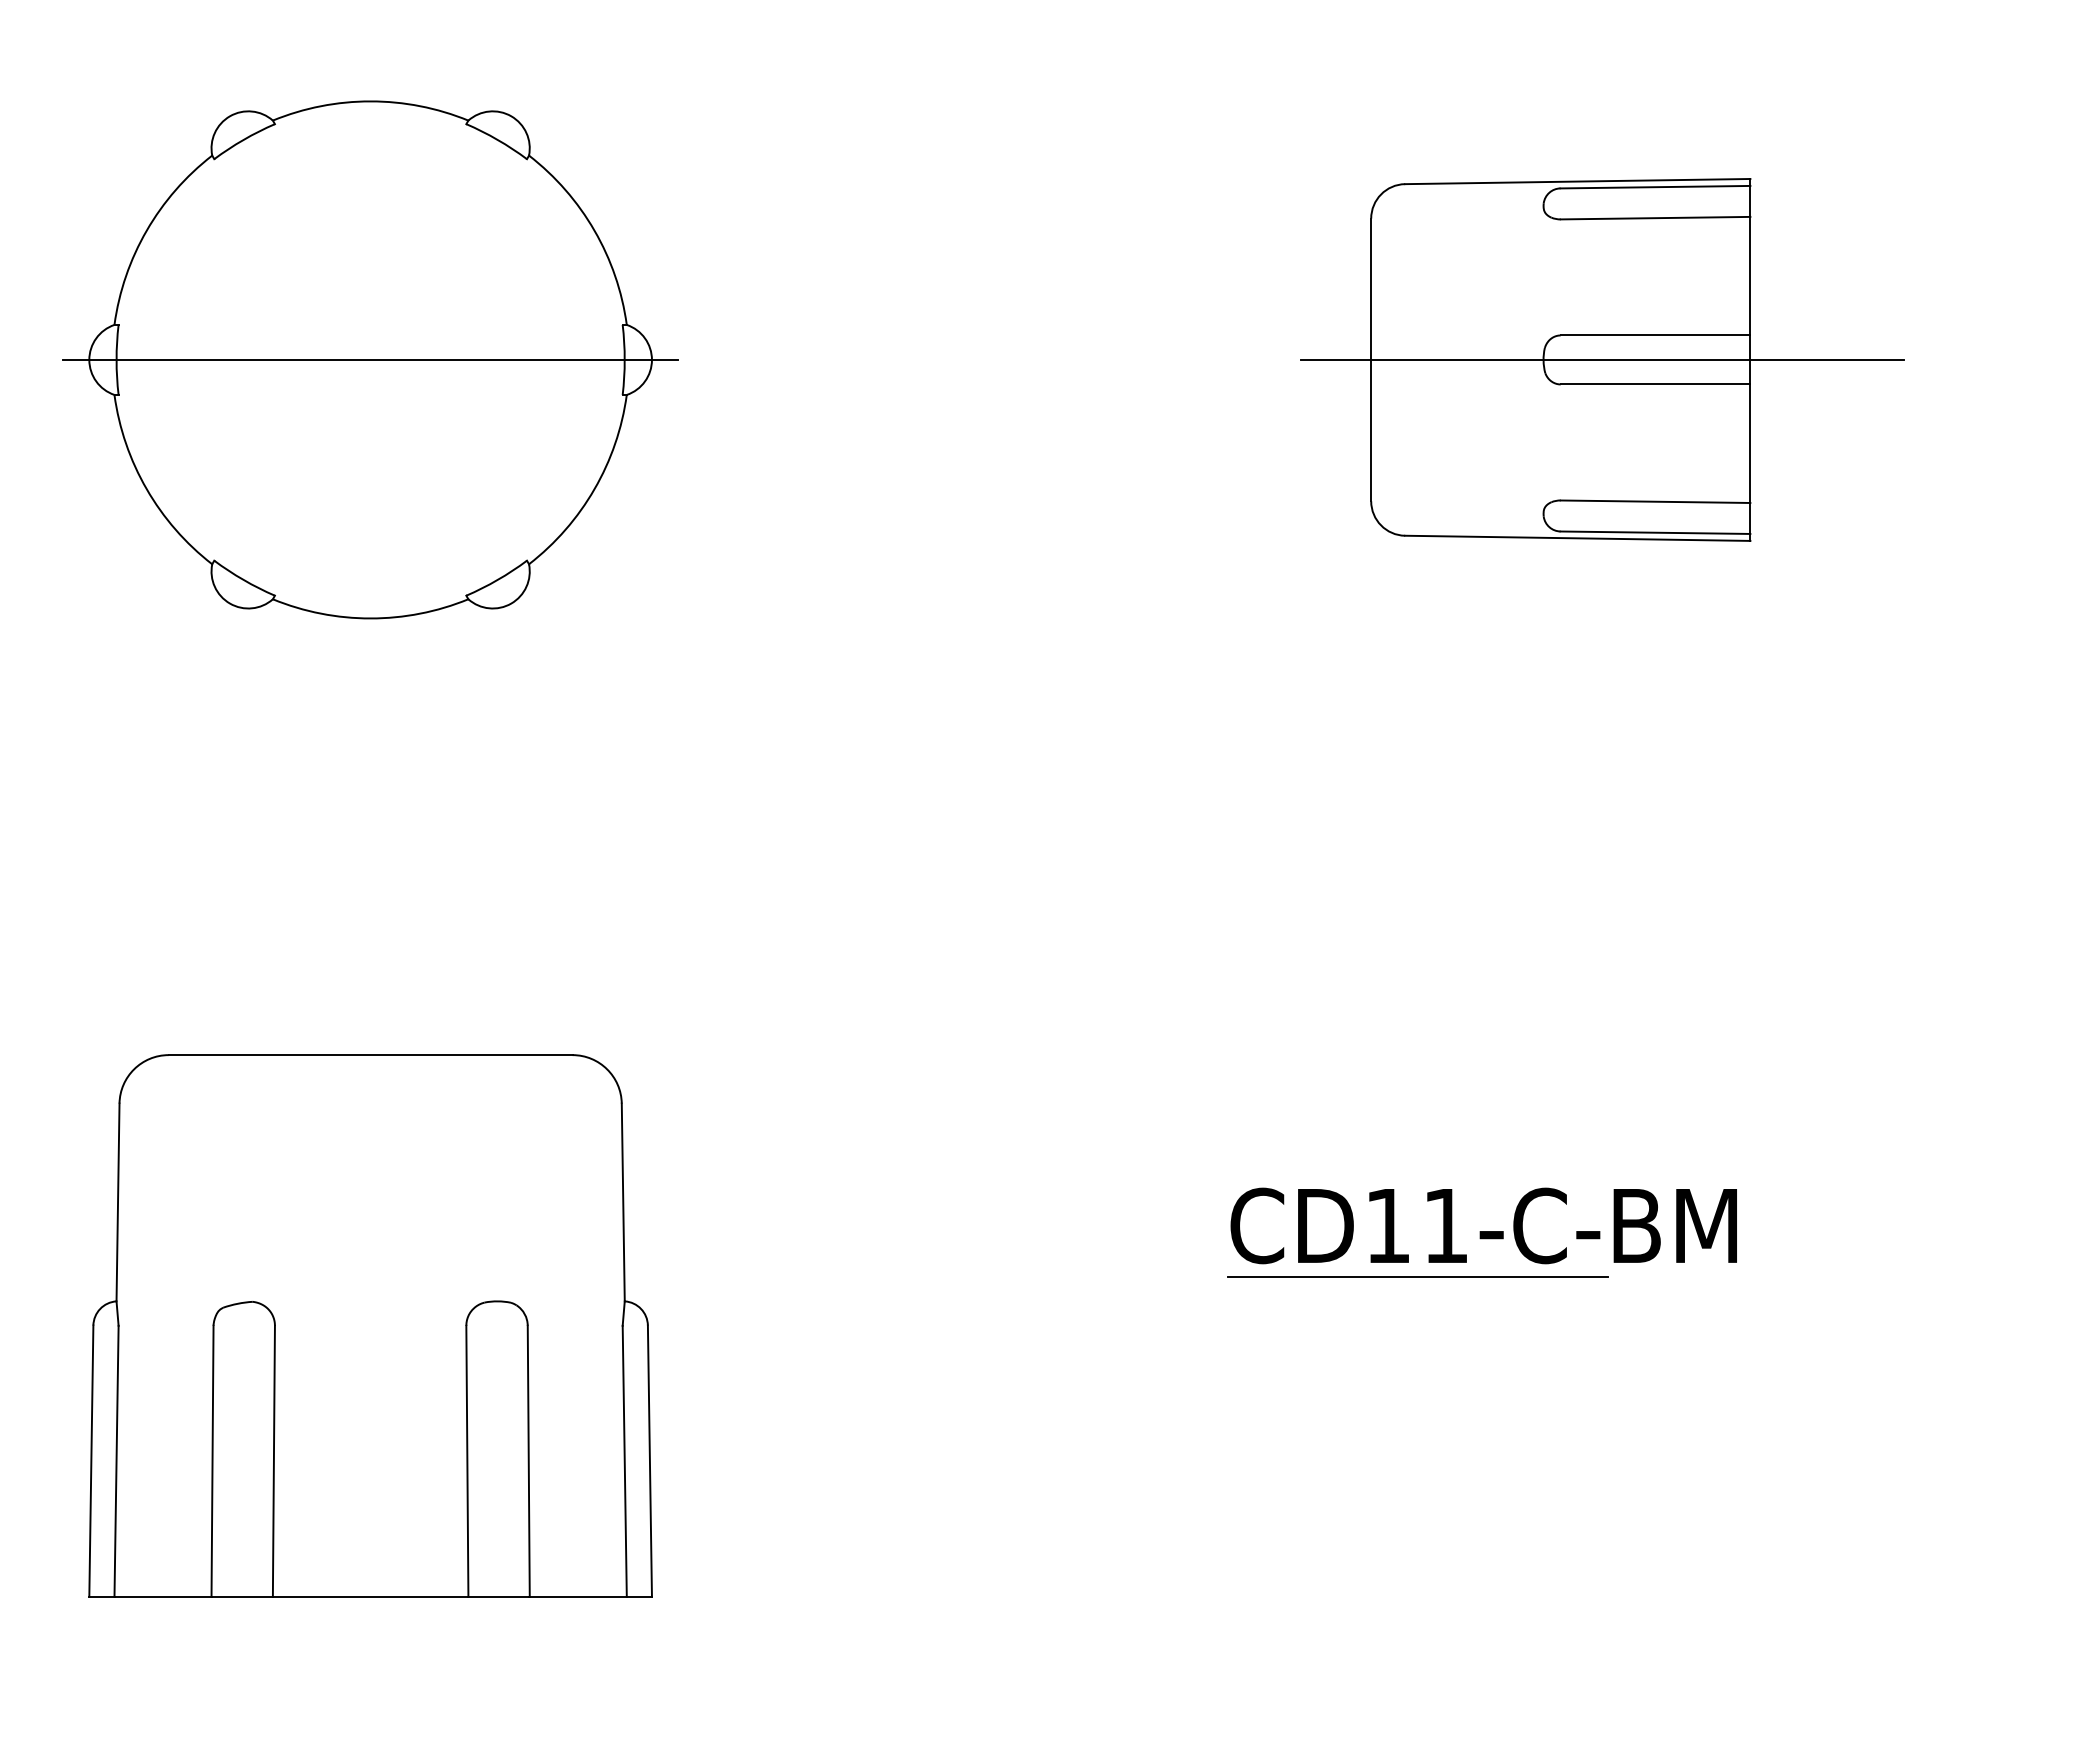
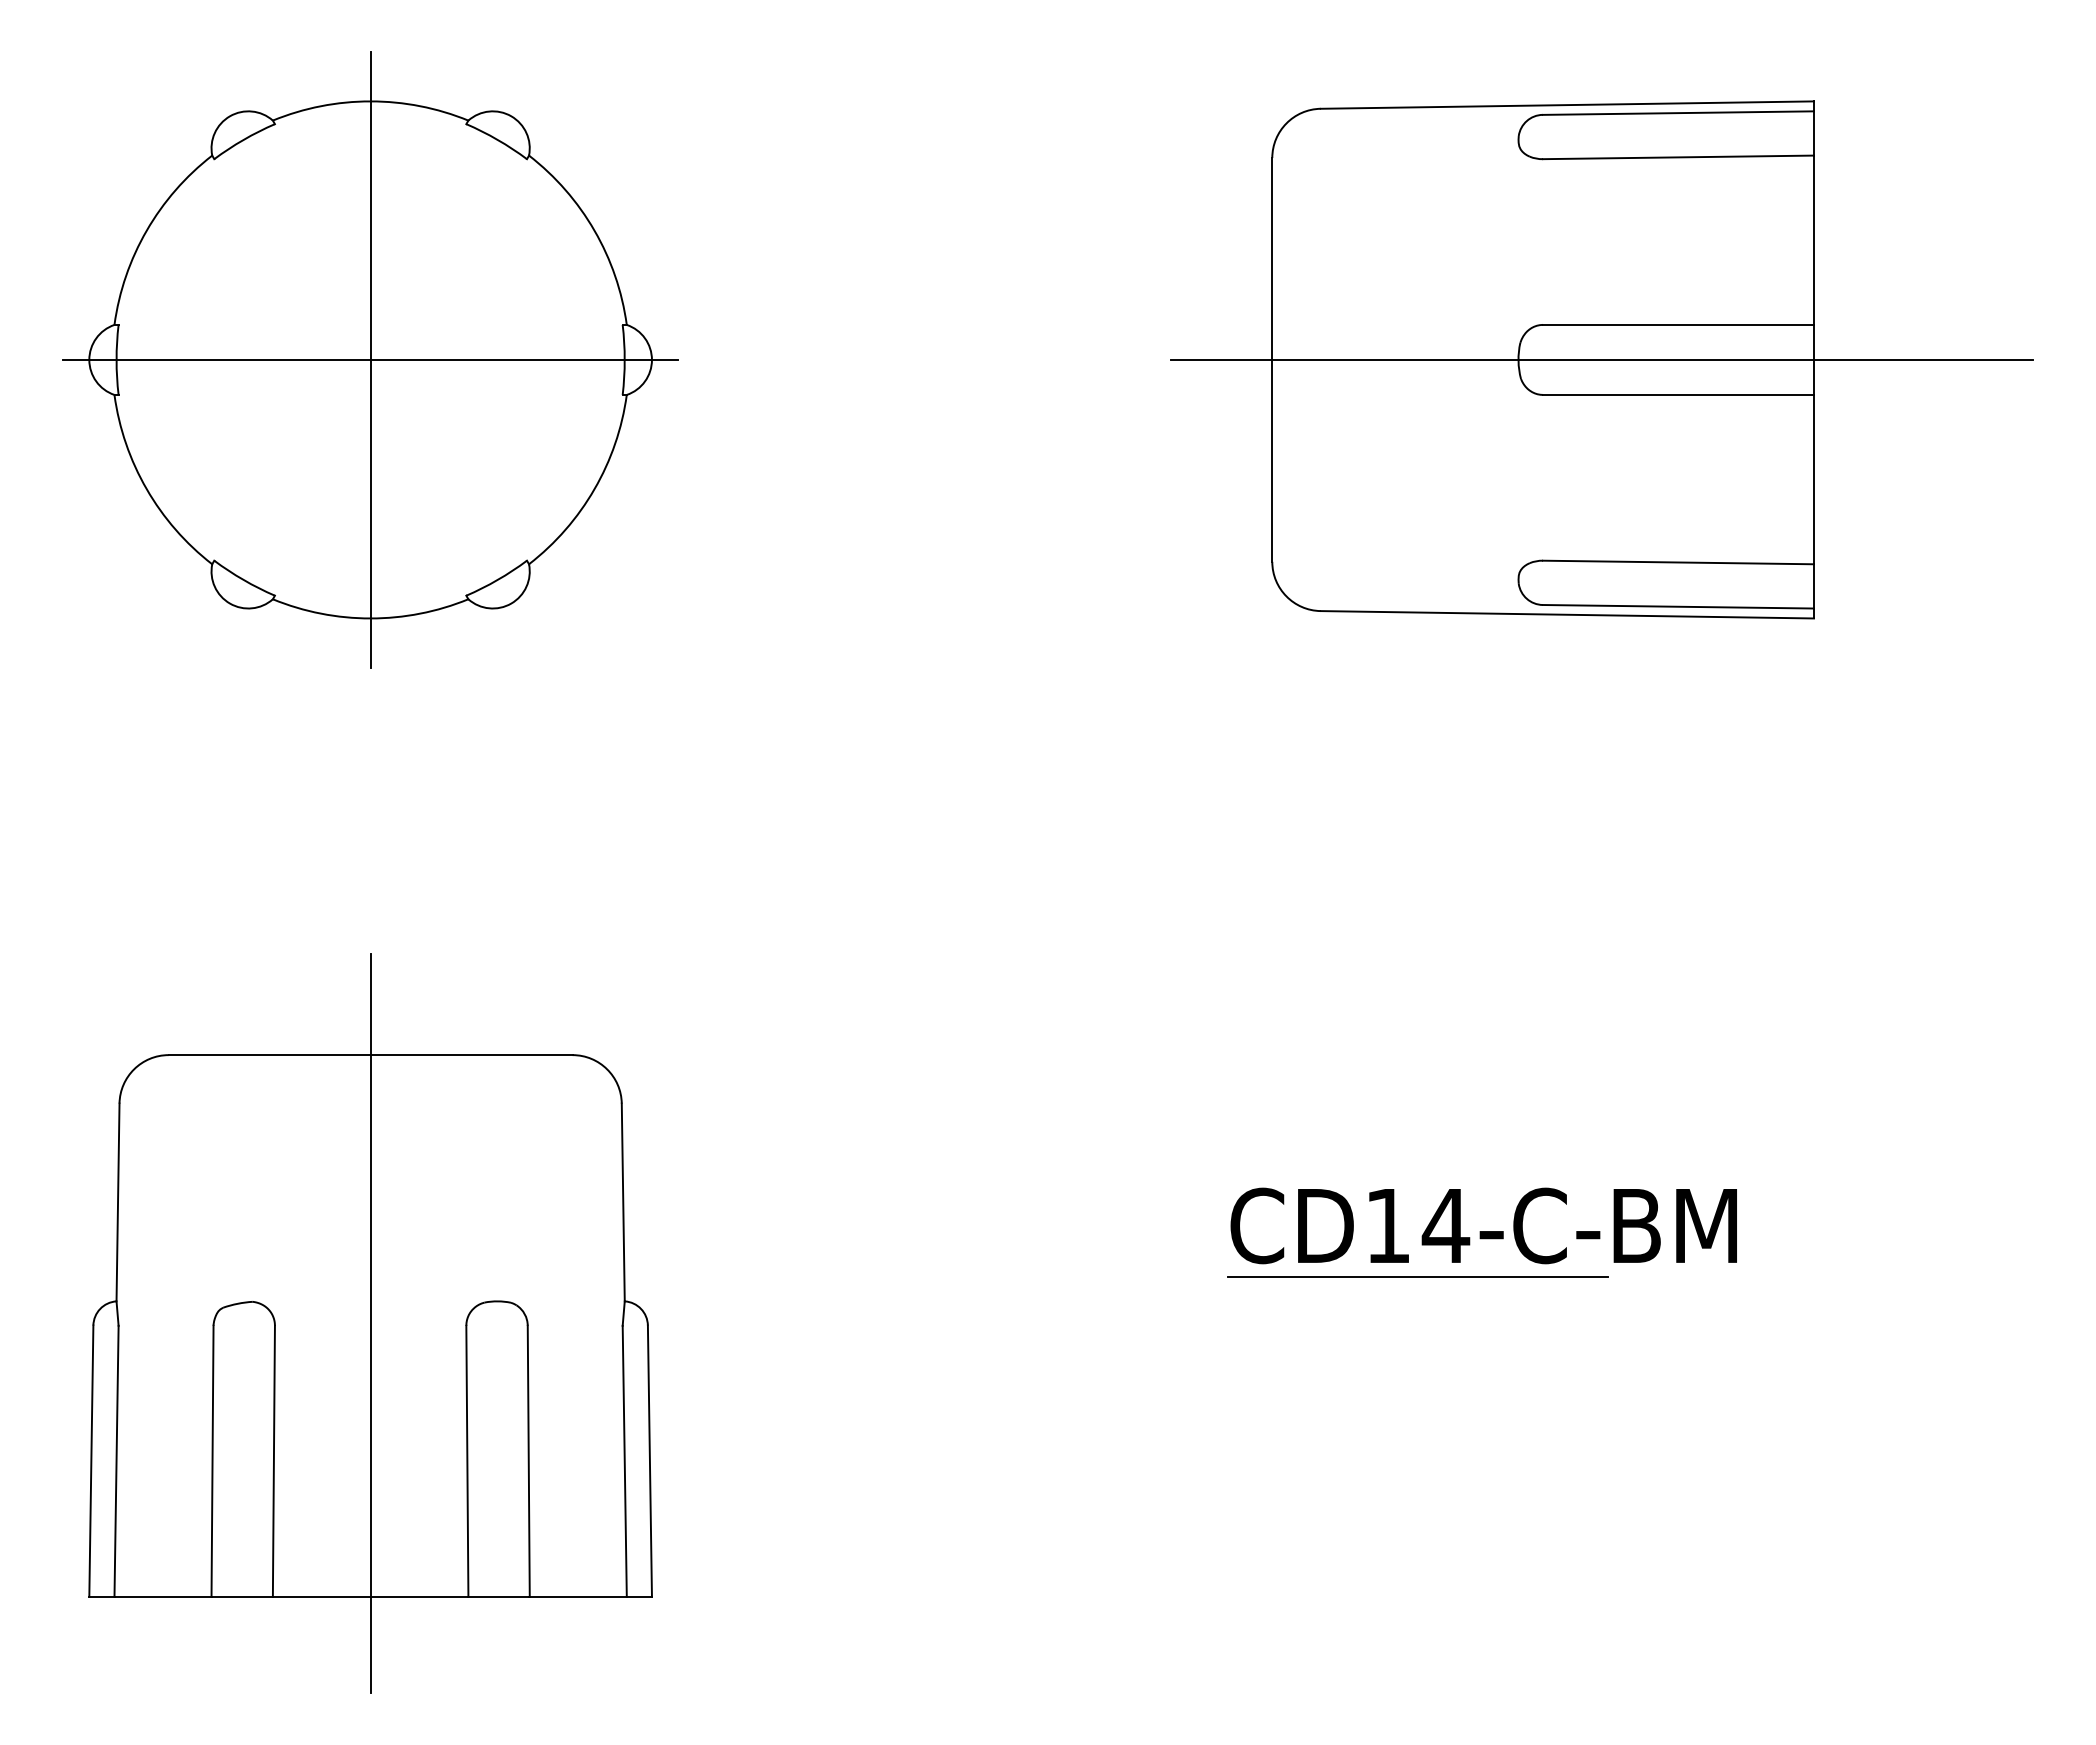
line: none -> present (370, 359)
part size: 605x364 px -> 864x520 px (1601, 359)
text: CD11-C-BM -> CD14-C-BM (1445, 1225)
line: none -> present (370, 1323)
